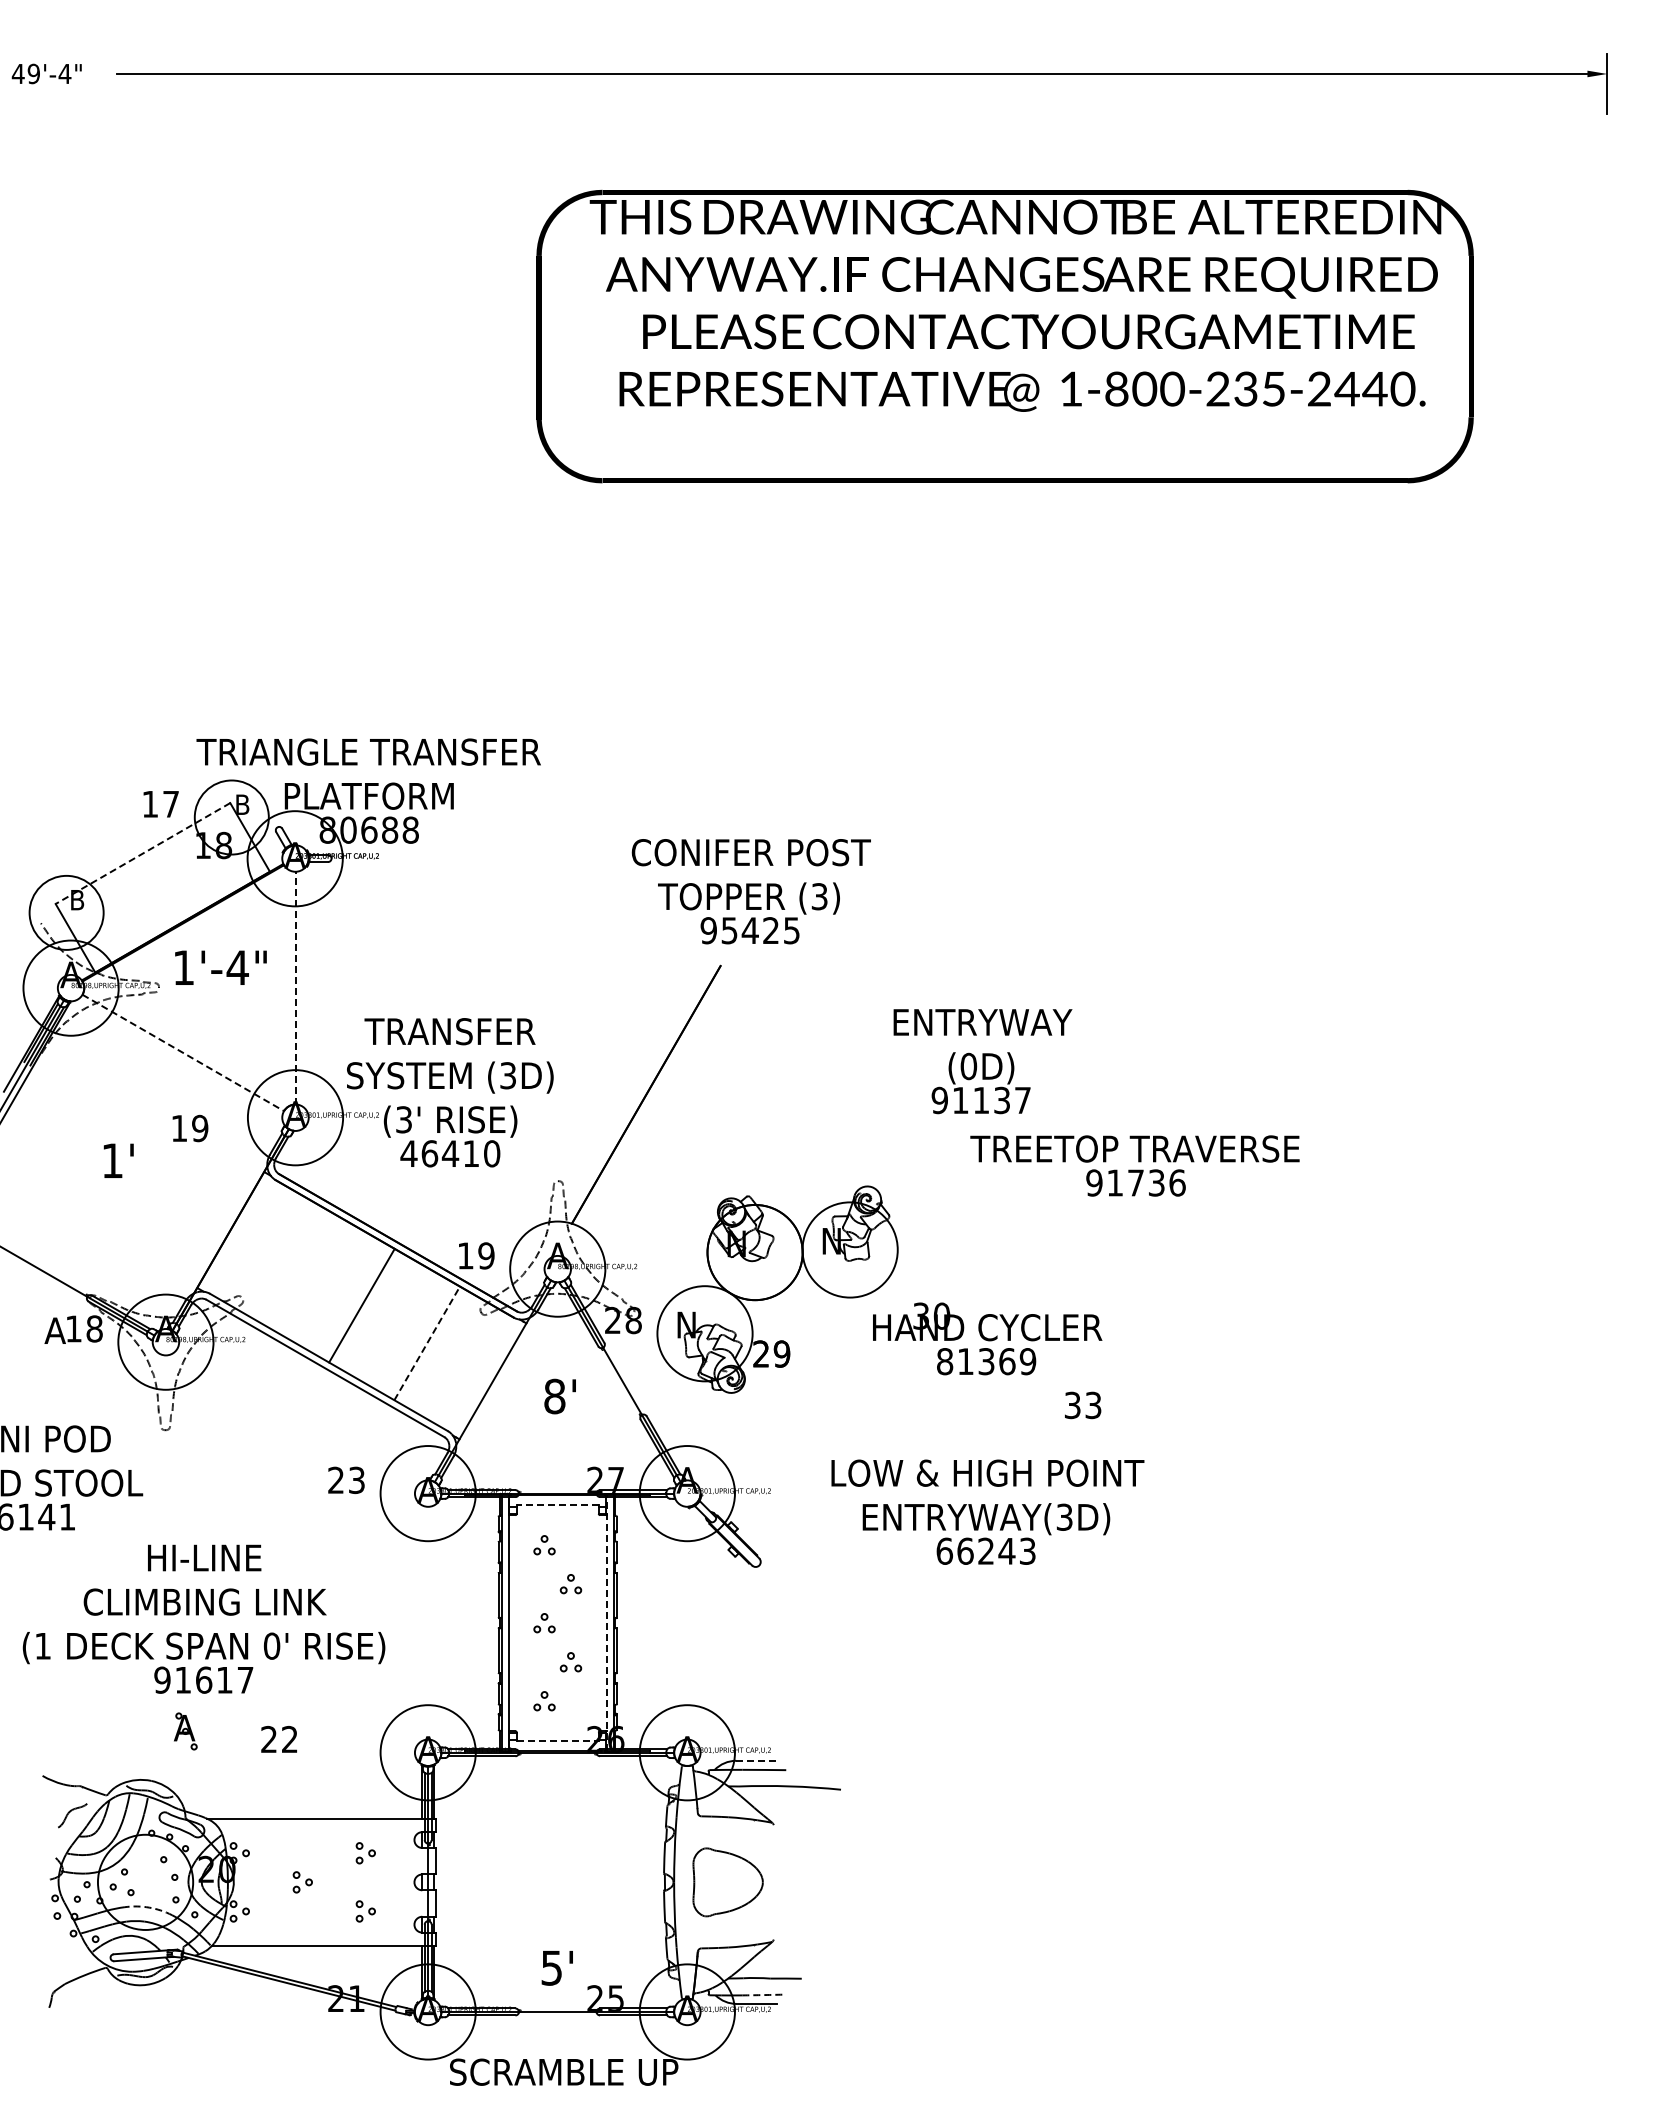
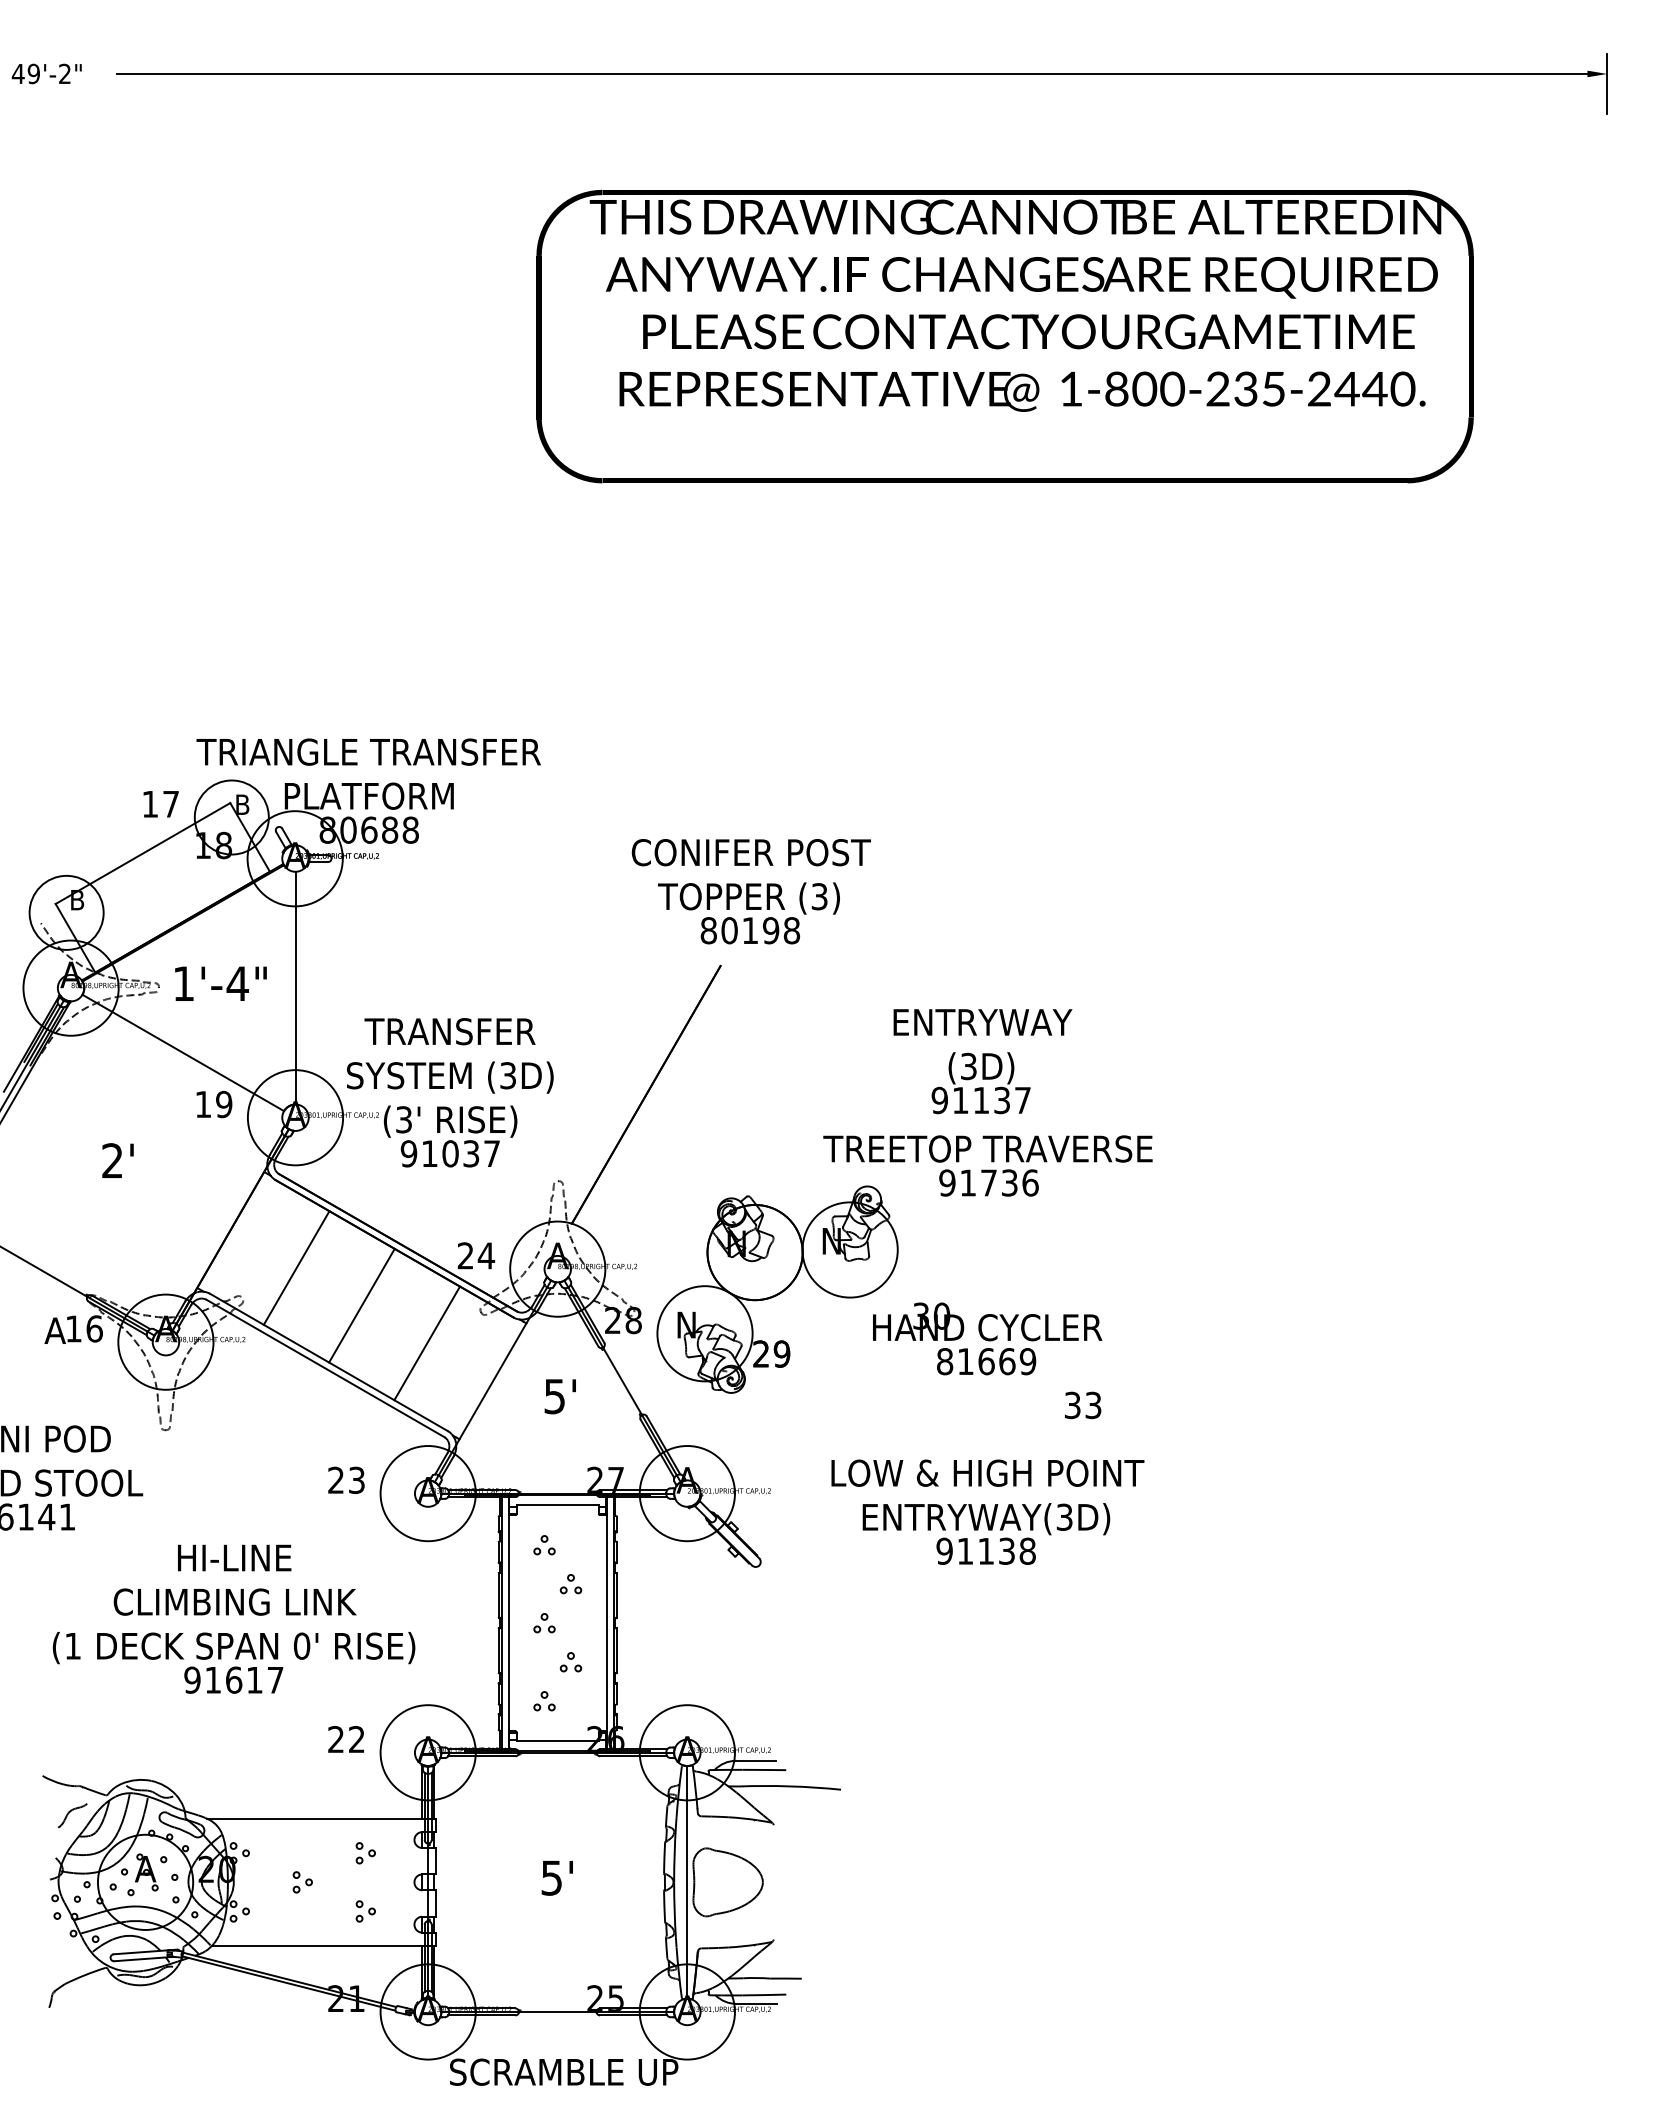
text: 49'-4" -> 49'-2" (64, 73)
line: dashed -> solid (142, 853)
text: 95425 -> 80198 (750, 930)
text position: (220, 967) -> (220, 983) (220, 983)
line: dashed -> solid (295, 987)
line: dashed -> solid (183, 1053)
text: (0D) -> (3D) (968, 1066)
text position: (190, 1128) -> (214, 1104) (214, 1104)
text: 46410 -> 91037 (450, 1153)
text: 1' -> 2' (112, 1160)
text position: (1134, 1165) -> (987, 1165) (987, 1165)
text: 19 -> 24 (476, 1255)
line: none -> present (296, 1267)
text: 18 -> 16 (94, 1328)
line: dashed -> solid (427, 1343)
text: 81369 -> 81669 (986, 1361)
text: 8' -> 5' (554, 1396)
line: dashed -> solid (557, 1504)
text: 66243 -> 91138 (985, 1550)
text position: (203, 1618) -> (233, 1618) (233, 1618)
line: dashed -> solid (606, 1622)
part position: (185, 1731) -> (146, 1872) (146, 1872)
text position: (278, 1739) -> (345, 1739) (345, 1739)
line: dashed -> solid (557, 1741)
line: dashed -> solid (755, 1760)
line: none -> present (687, 1882)
arc: dashed -> solid (149, 1907)
text position: (556, 1968) -> (556, 1878) (556, 1878)
arc: dashed -> solid (764, 1995)
